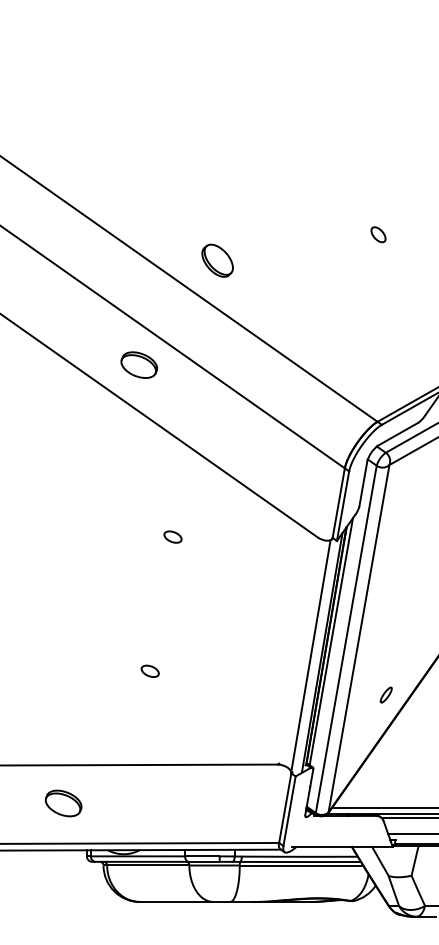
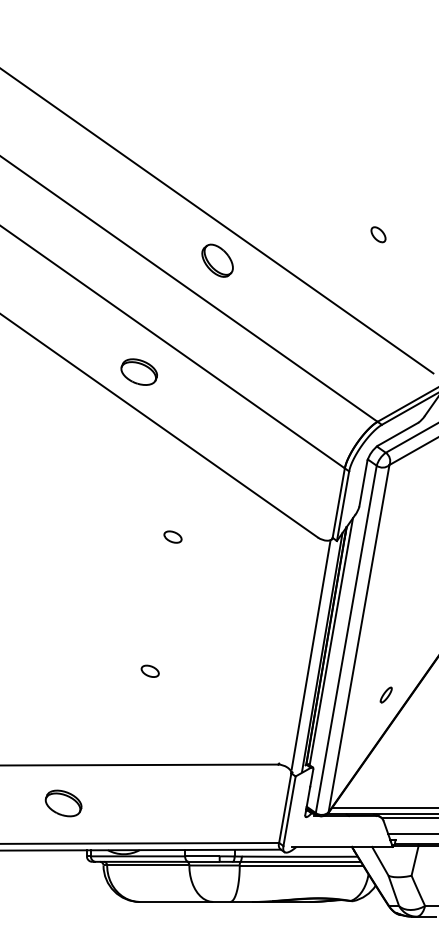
line: none -> present (217, 221)
part position: (138, 364) -> (138, 371) (138, 371)
